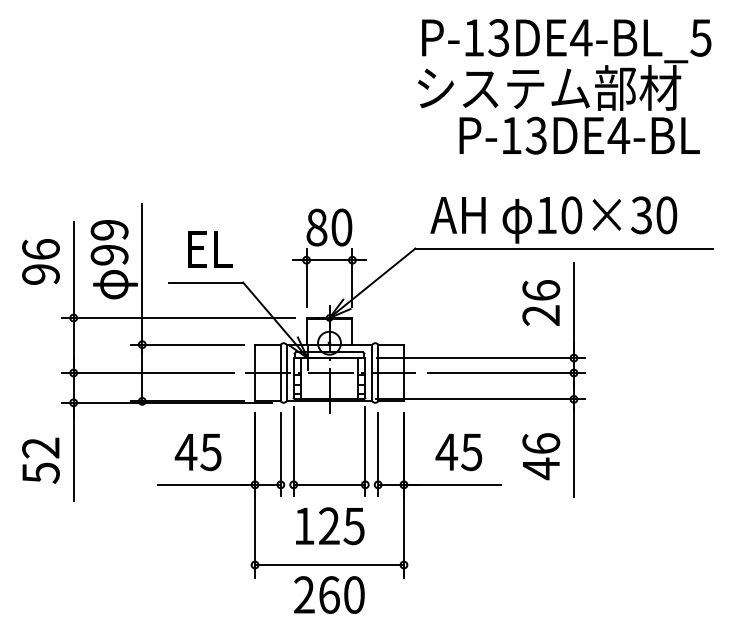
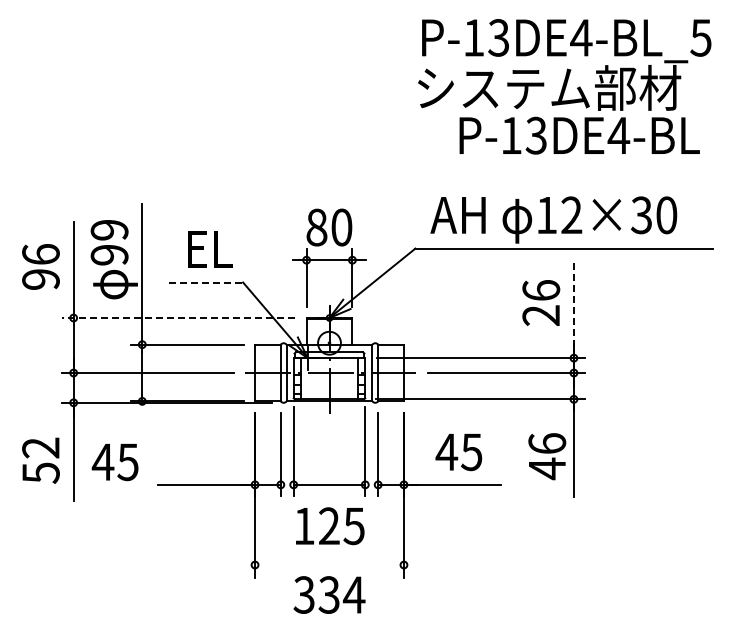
text: 10×30 -> 12×30 (571, 215)
text position: (40, 261) -> (40, 266) (40, 266)
line: solid -> dashed (206, 282)
line: solid -> dashed (573, 310)
line: solid -> dashed (178, 318)
text position: (197, 452) -> (114, 462) (114, 462)
text position: (541, 456) -> (547, 456) (547, 456)
line: present -> none (329, 565)
text: 260 -> 334 (329, 594)
